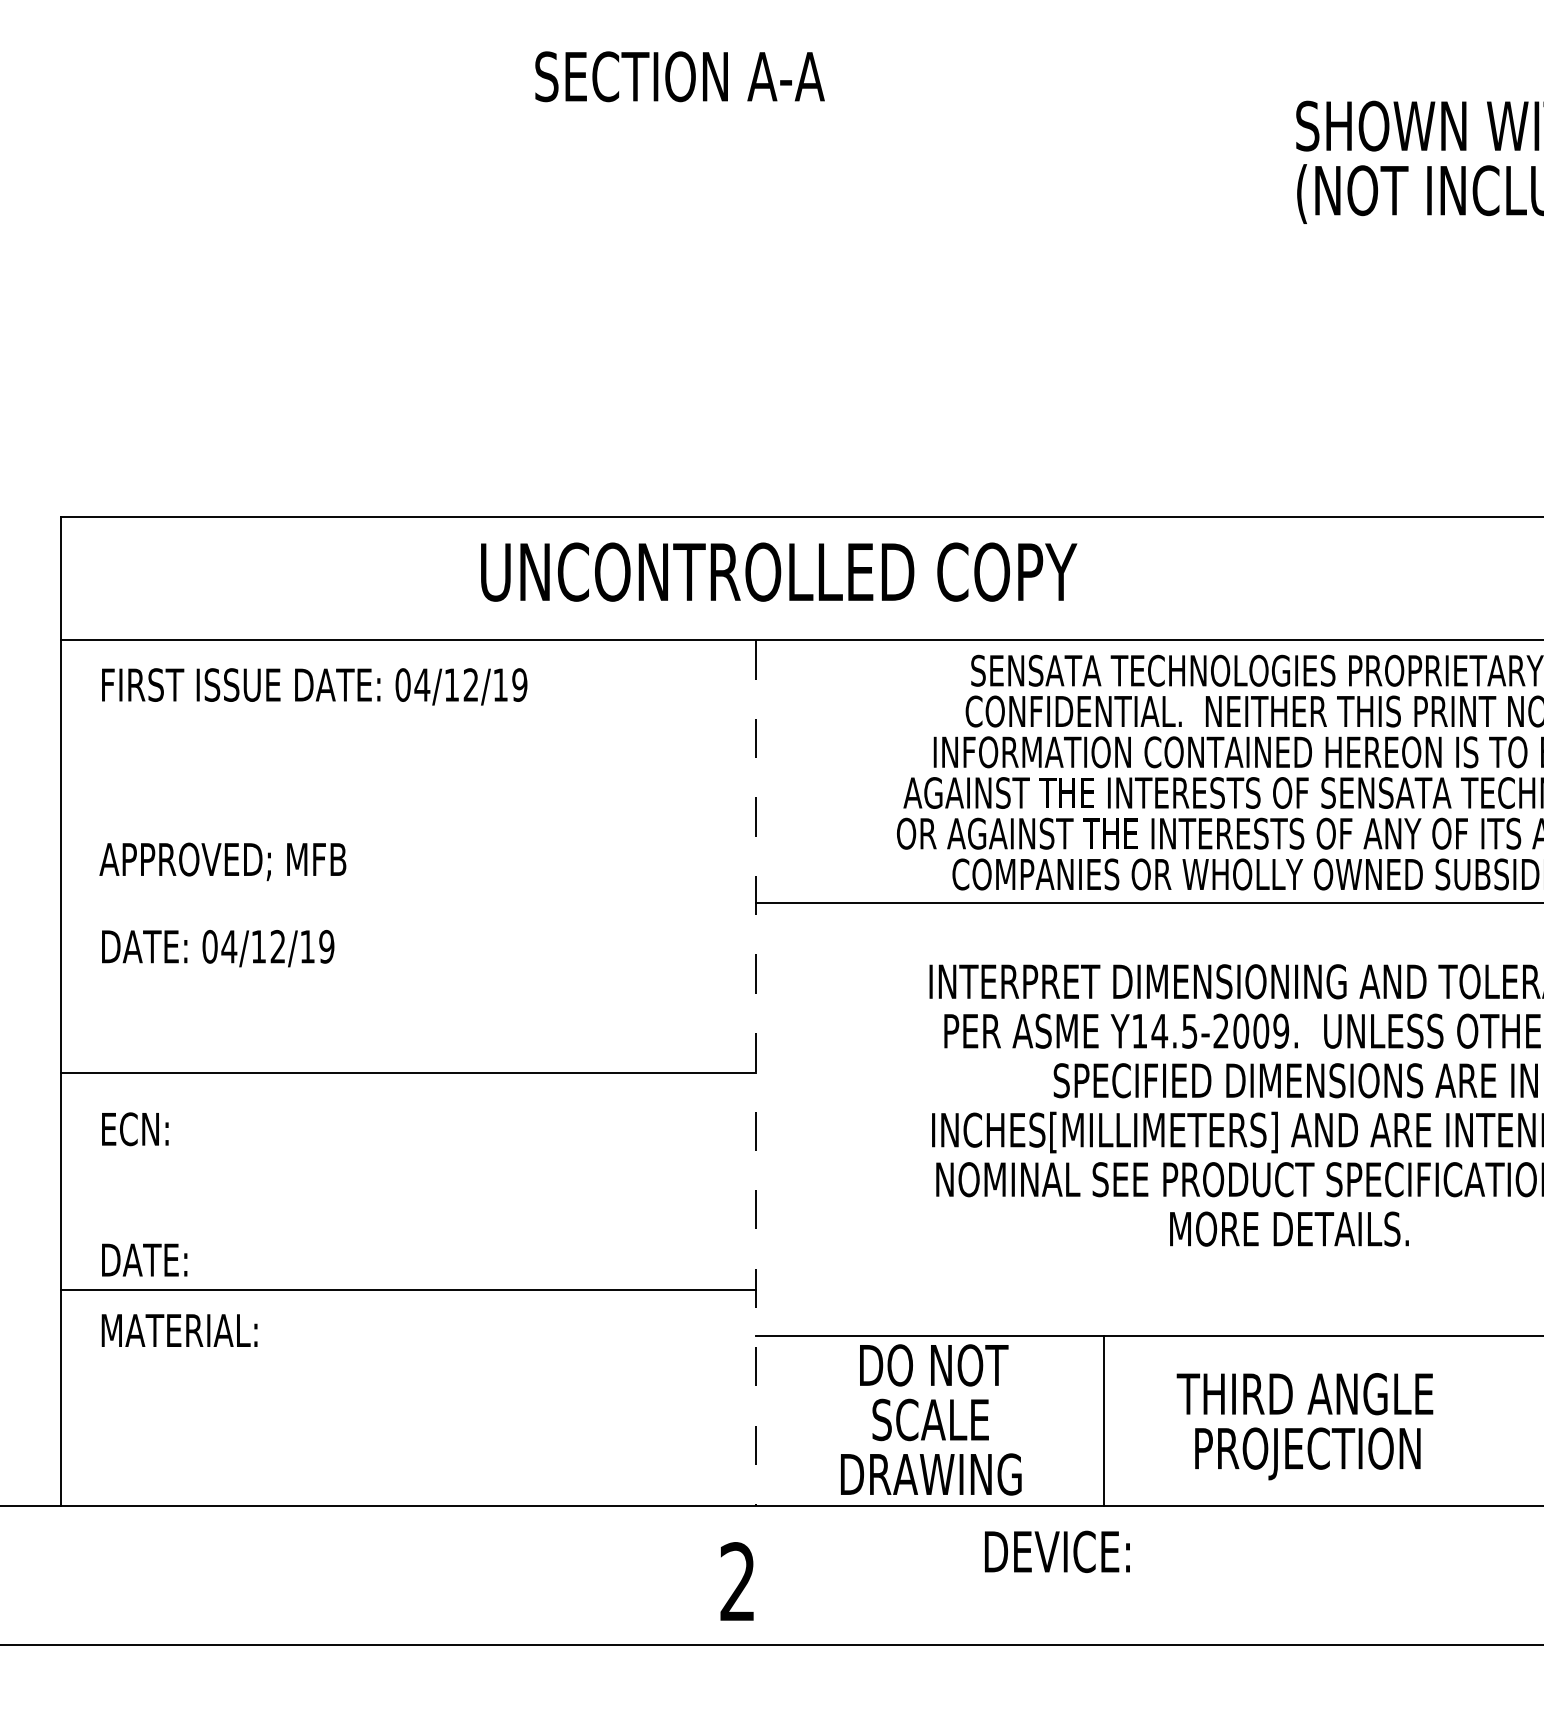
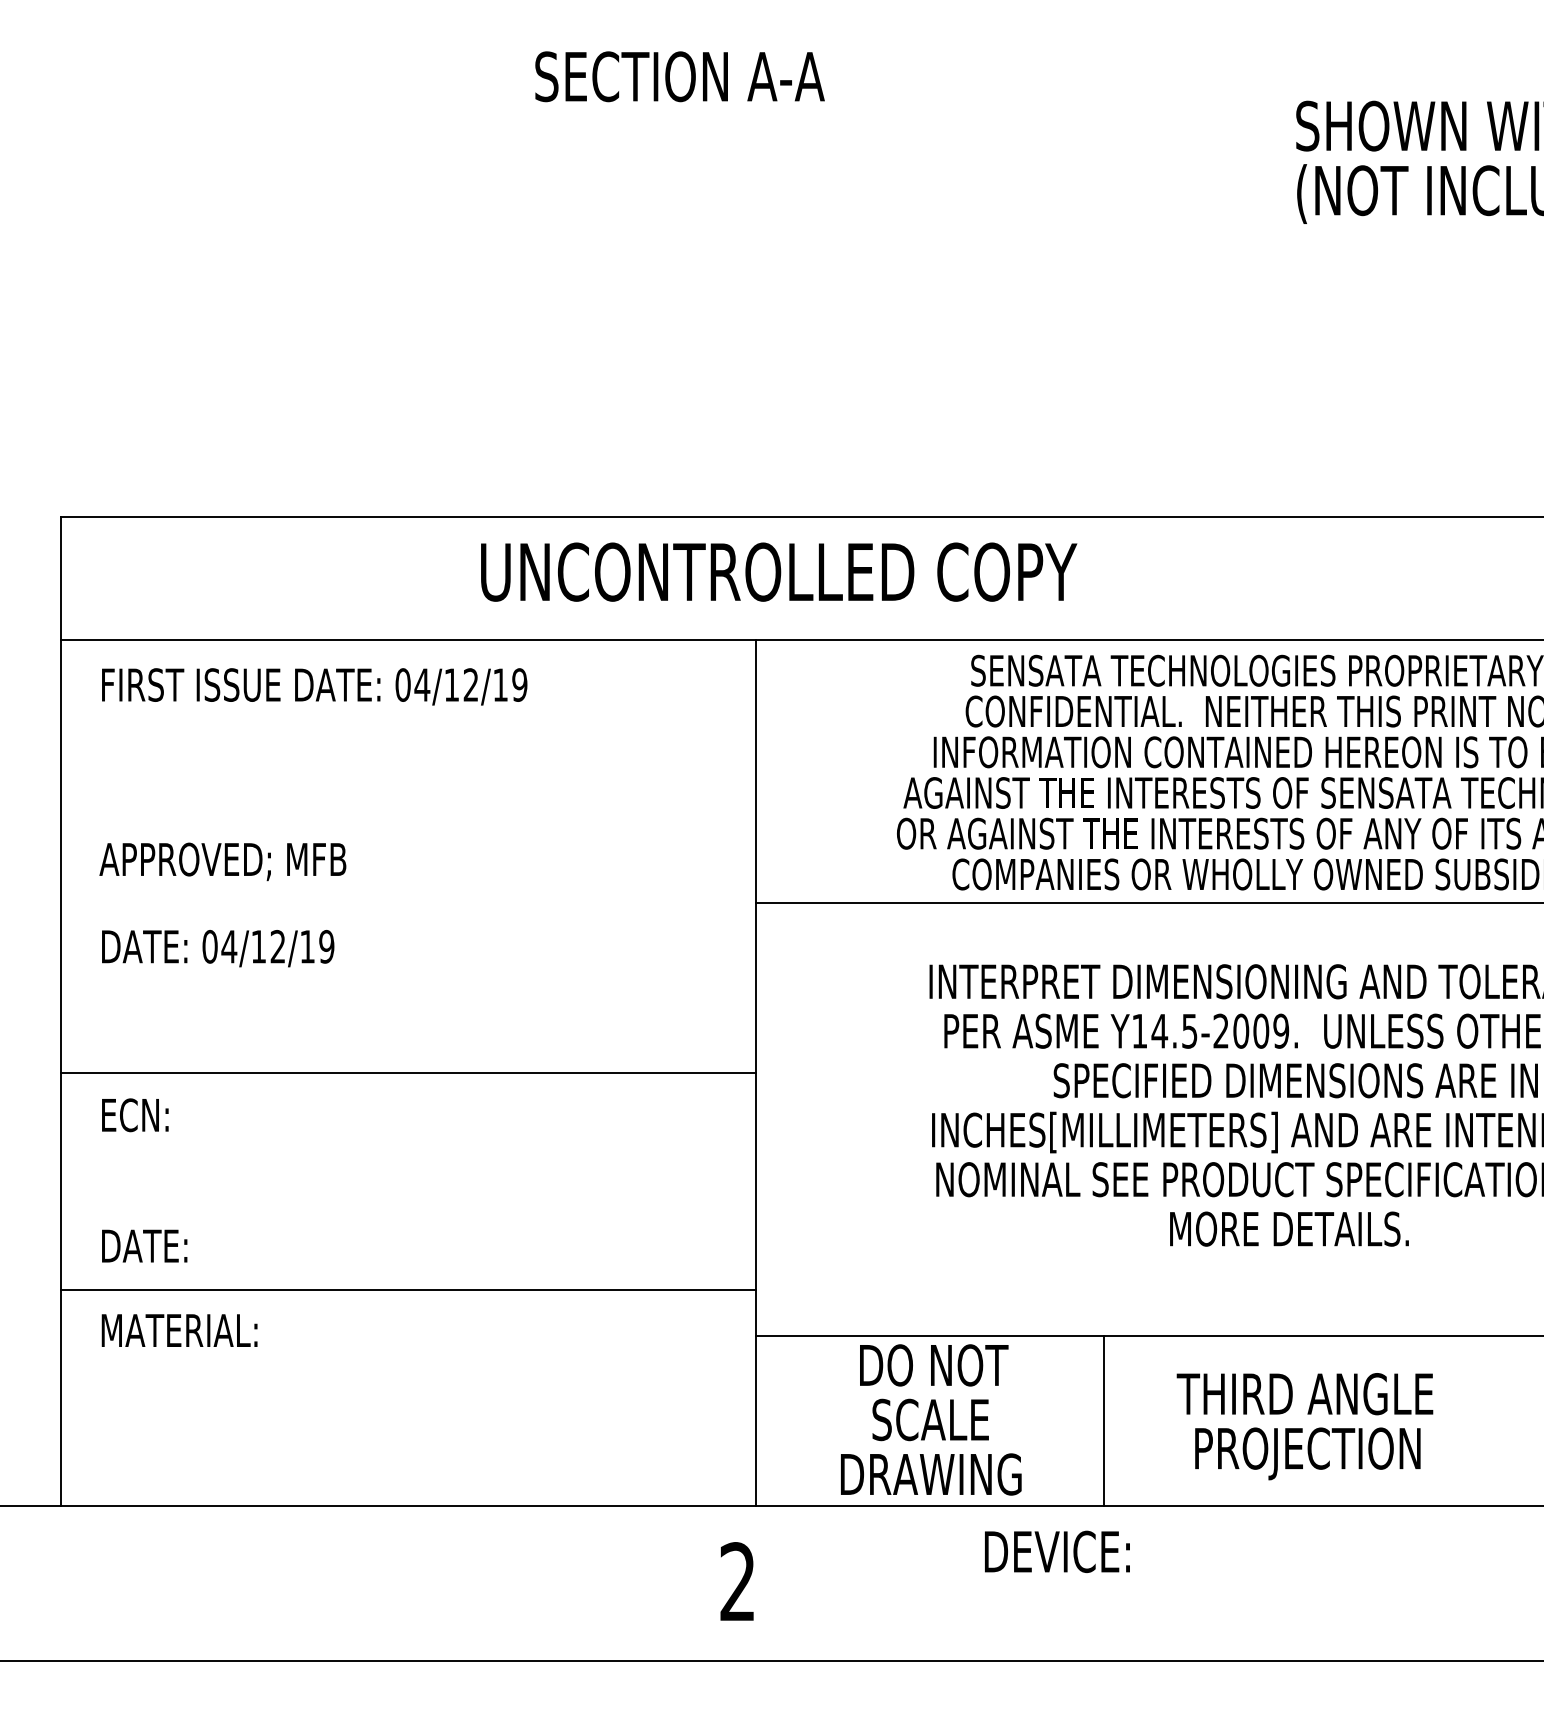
line: dashed -> solid (756, 1073)
text position: (144, 1194) -> (144, 1180) (144, 1180)
line position: (771, 1644) -> (771, 1660) (771, 1660)
